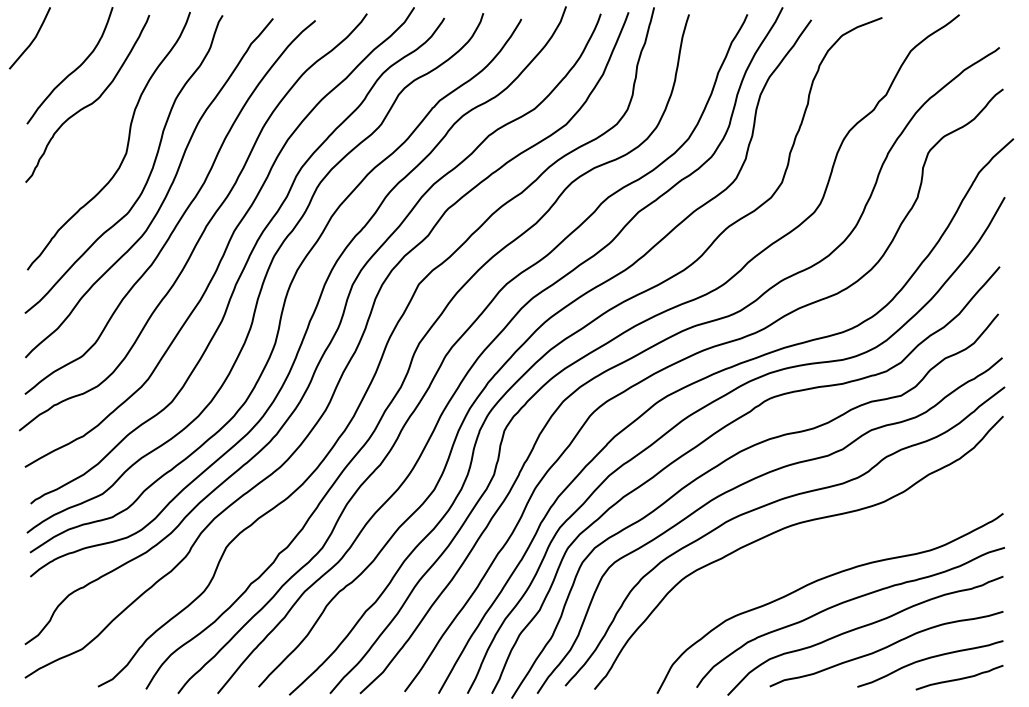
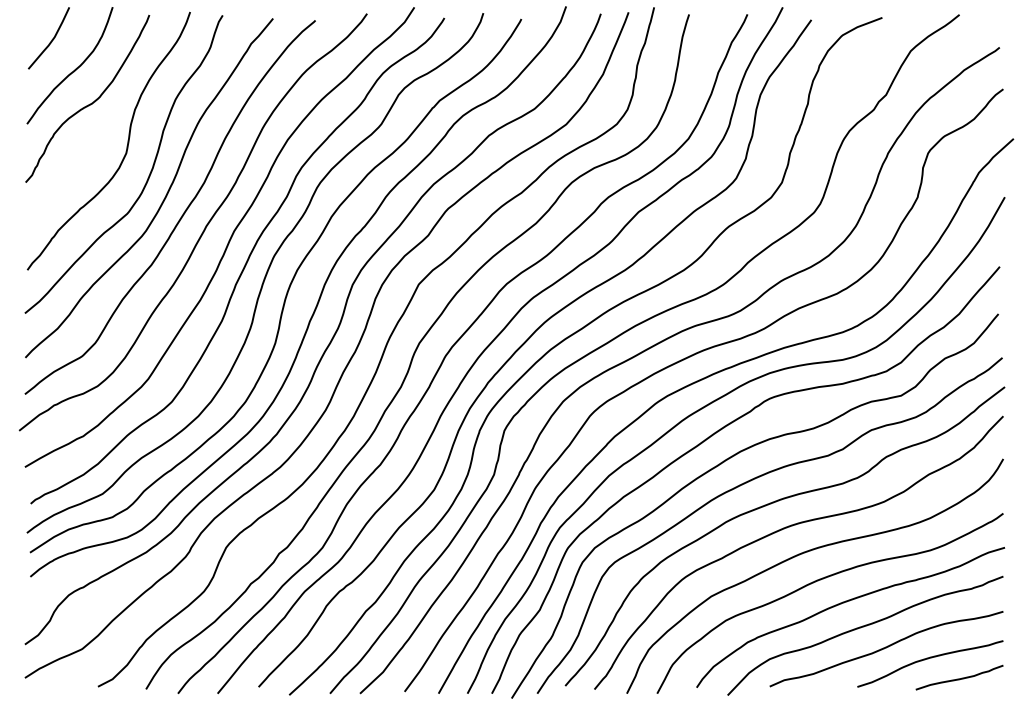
curve position: (32, 39) -> (51, 39) (51, 39)
curve: none -> present (805, 553)
